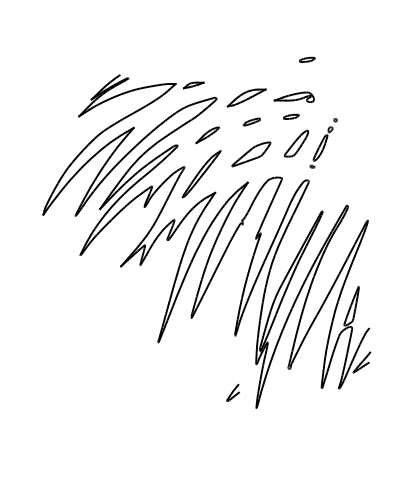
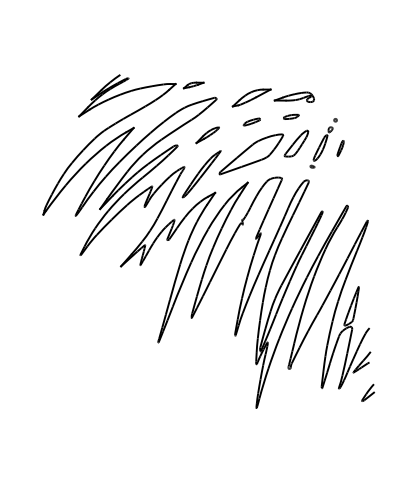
part: present -> none (307, 59)
part position: (246, 97) -> (251, 97) (251, 97)
part: none -> present (340, 148)
part size: 41x27 px -> 67x43 px (251, 154)
part position: (232, 392) -> (367, 392) (367, 392)
